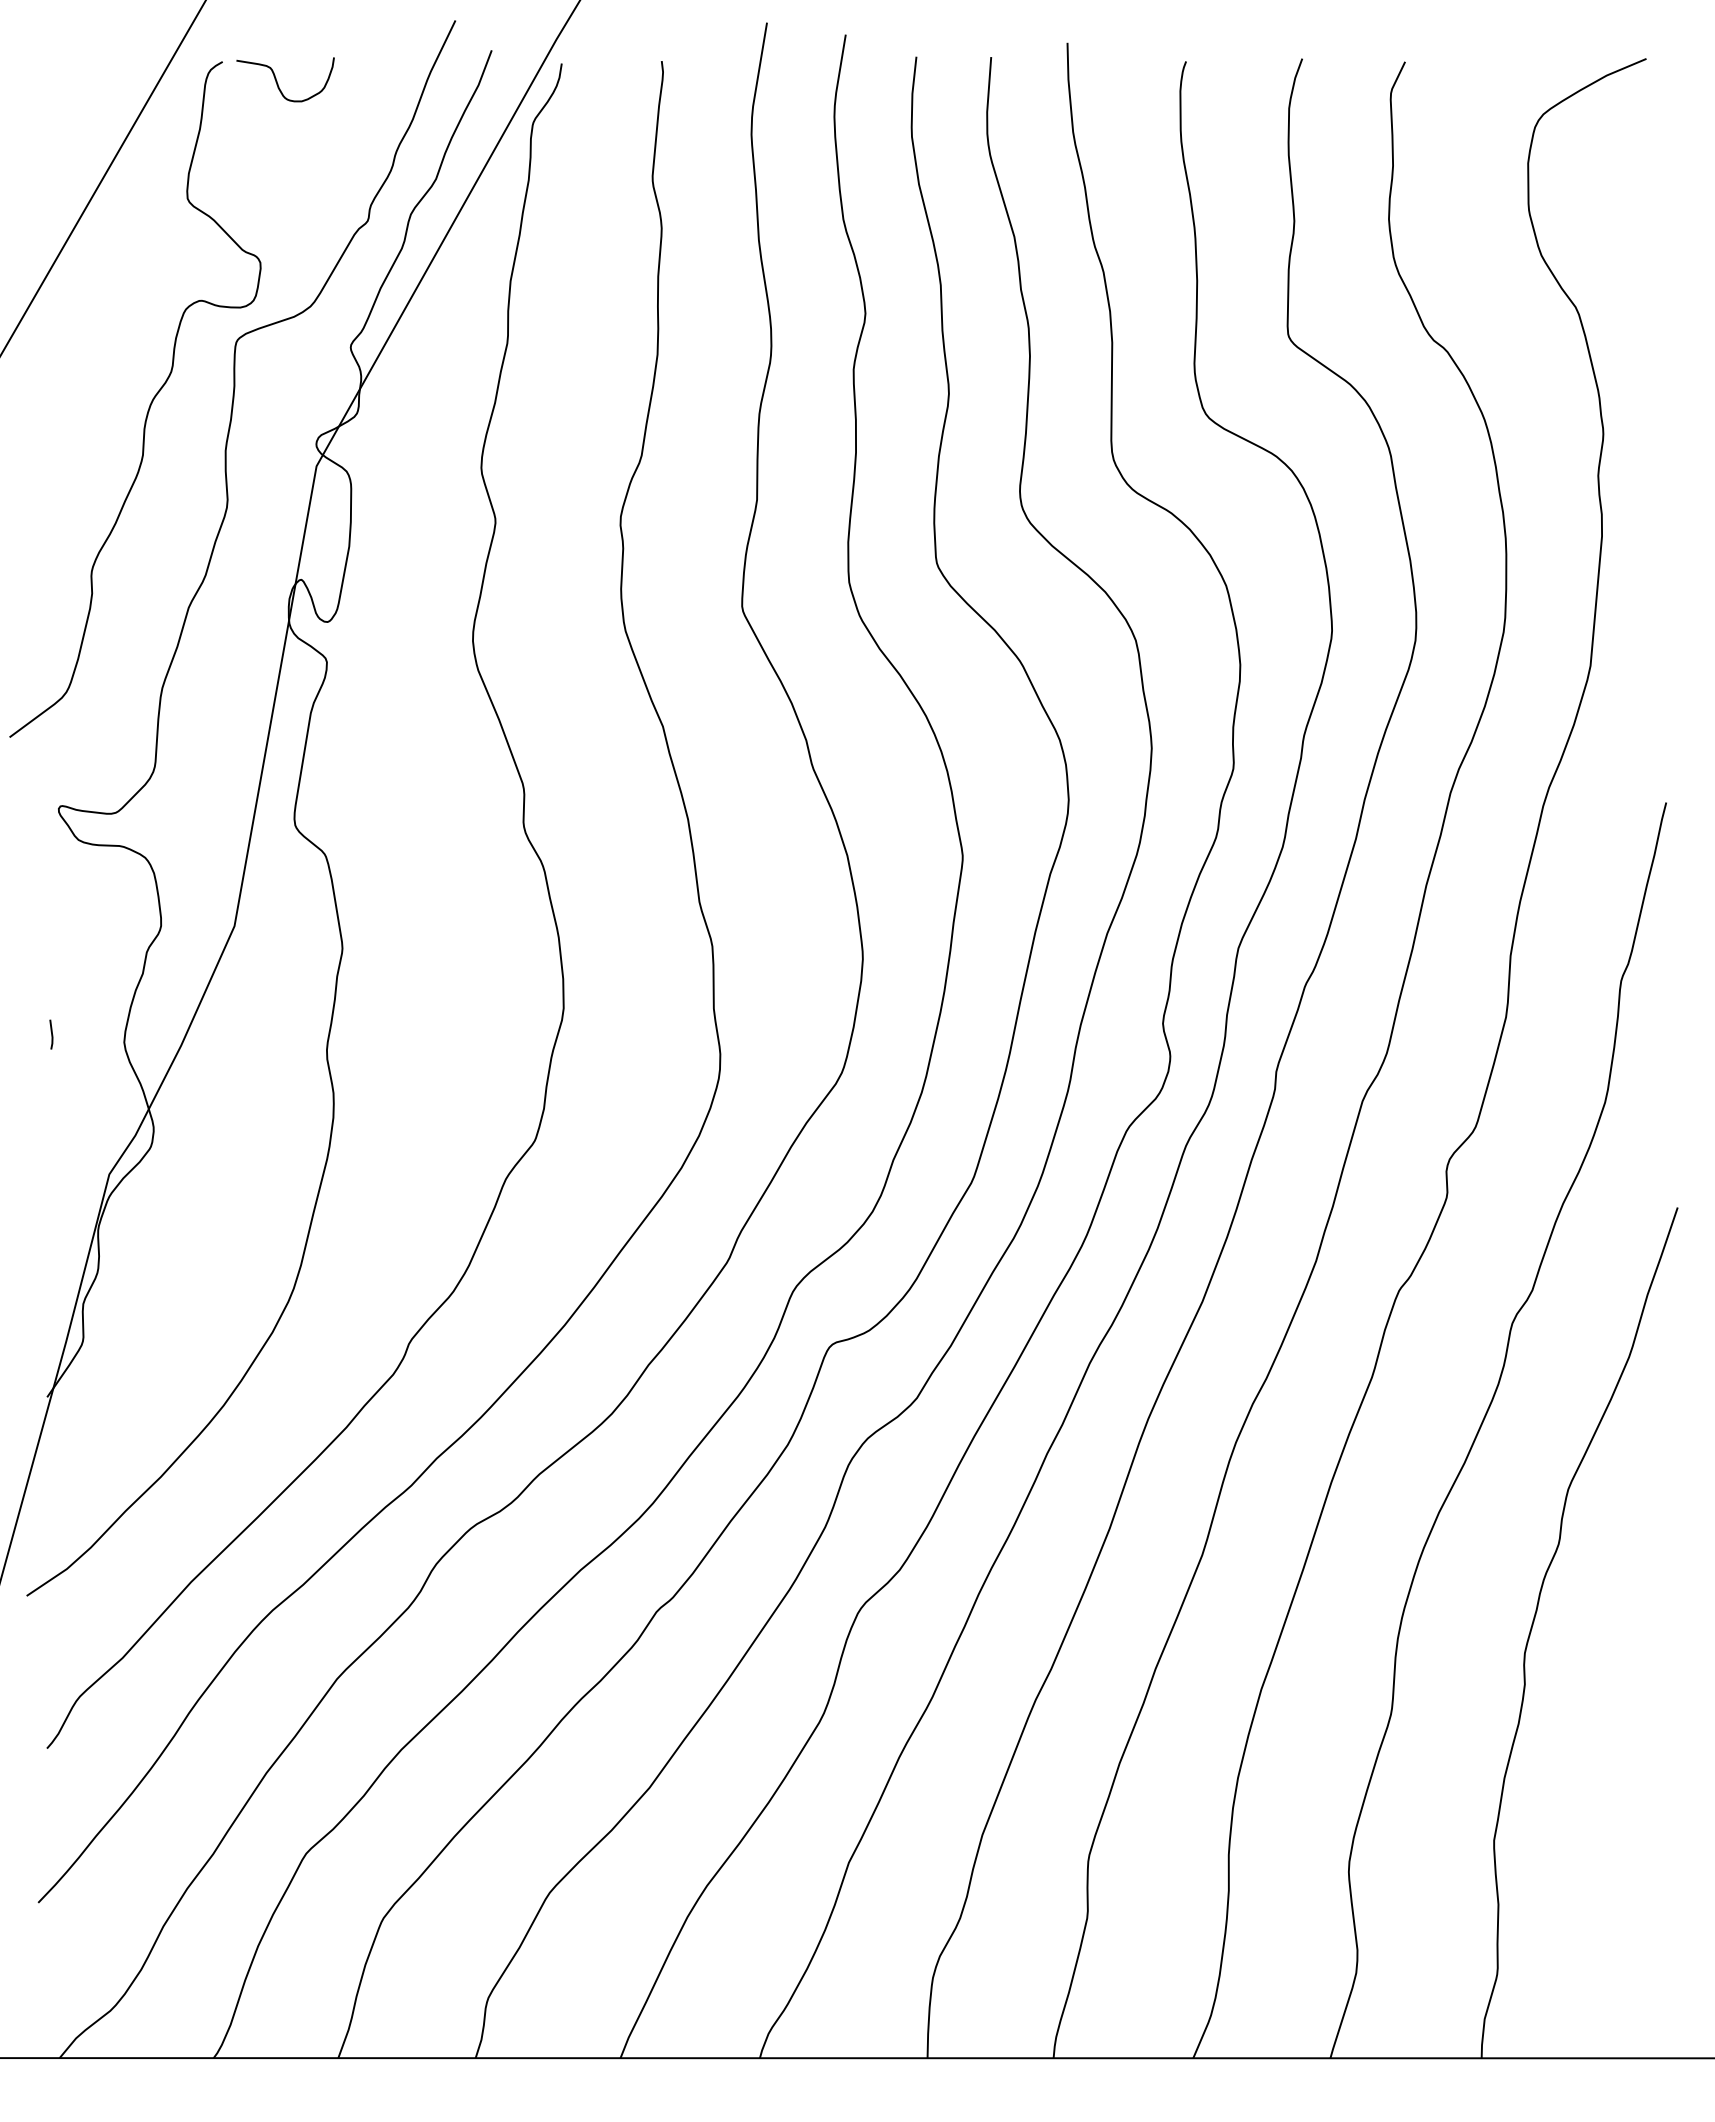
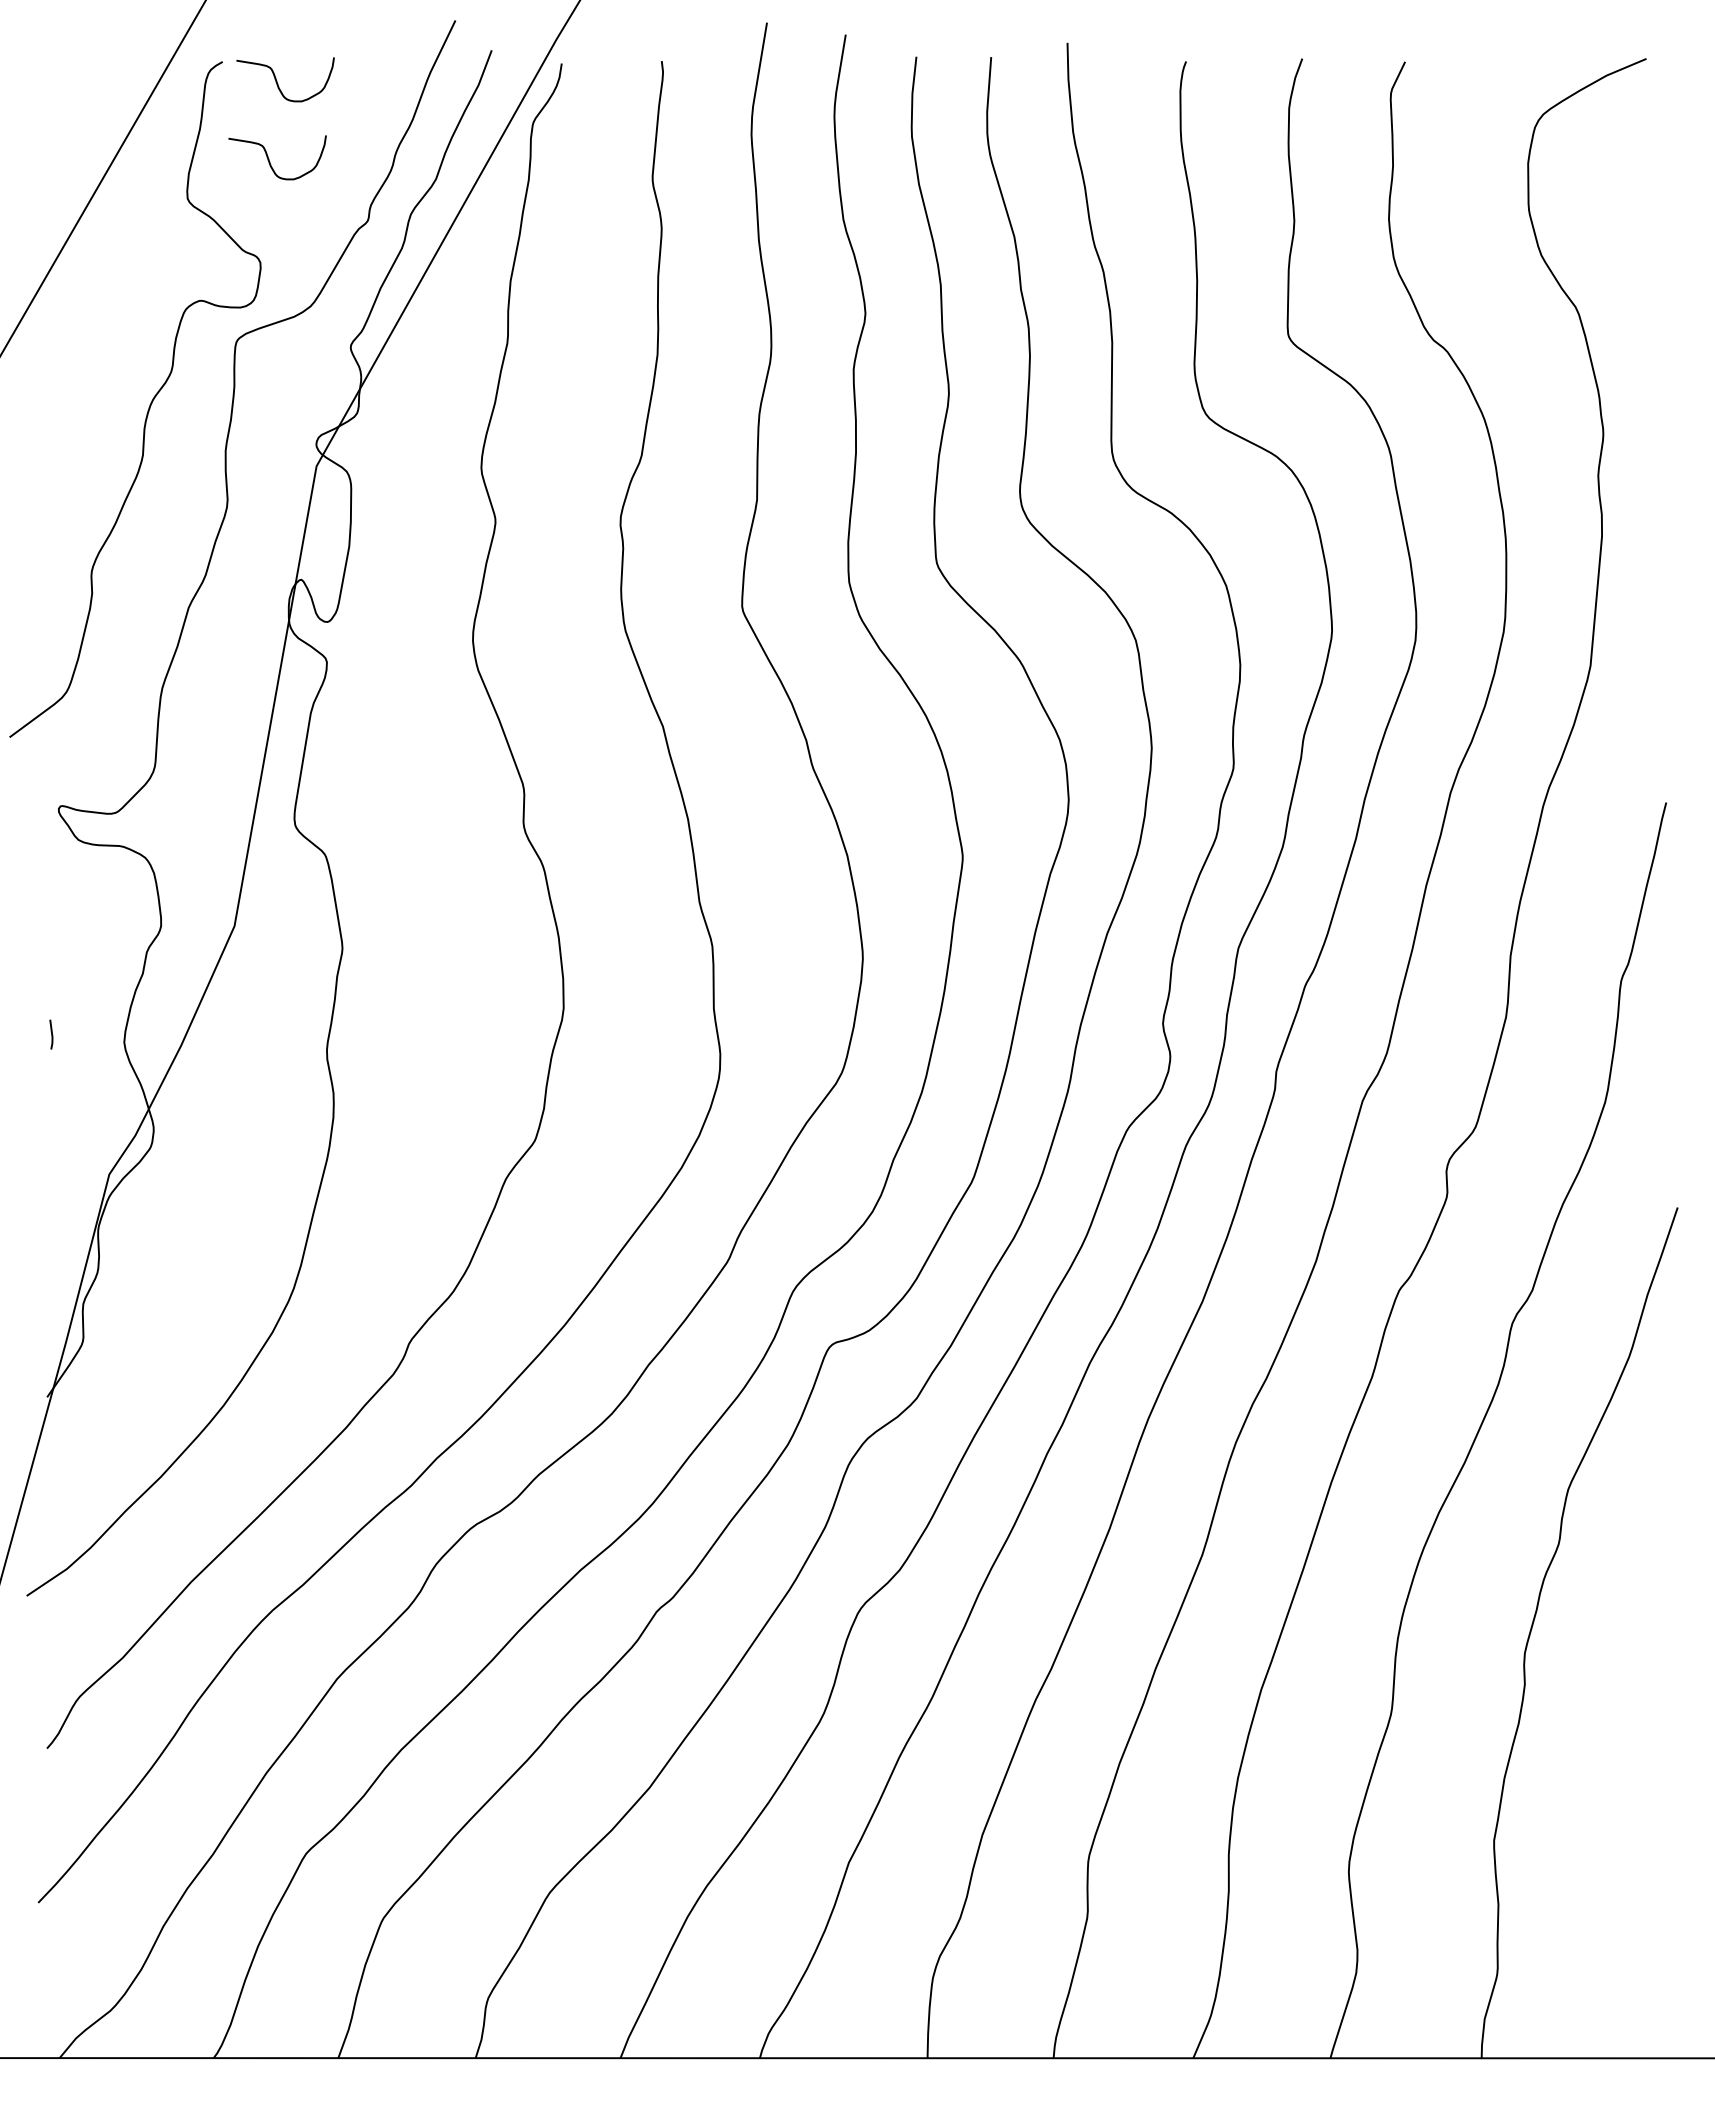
curve: none -> present (269, 158)
